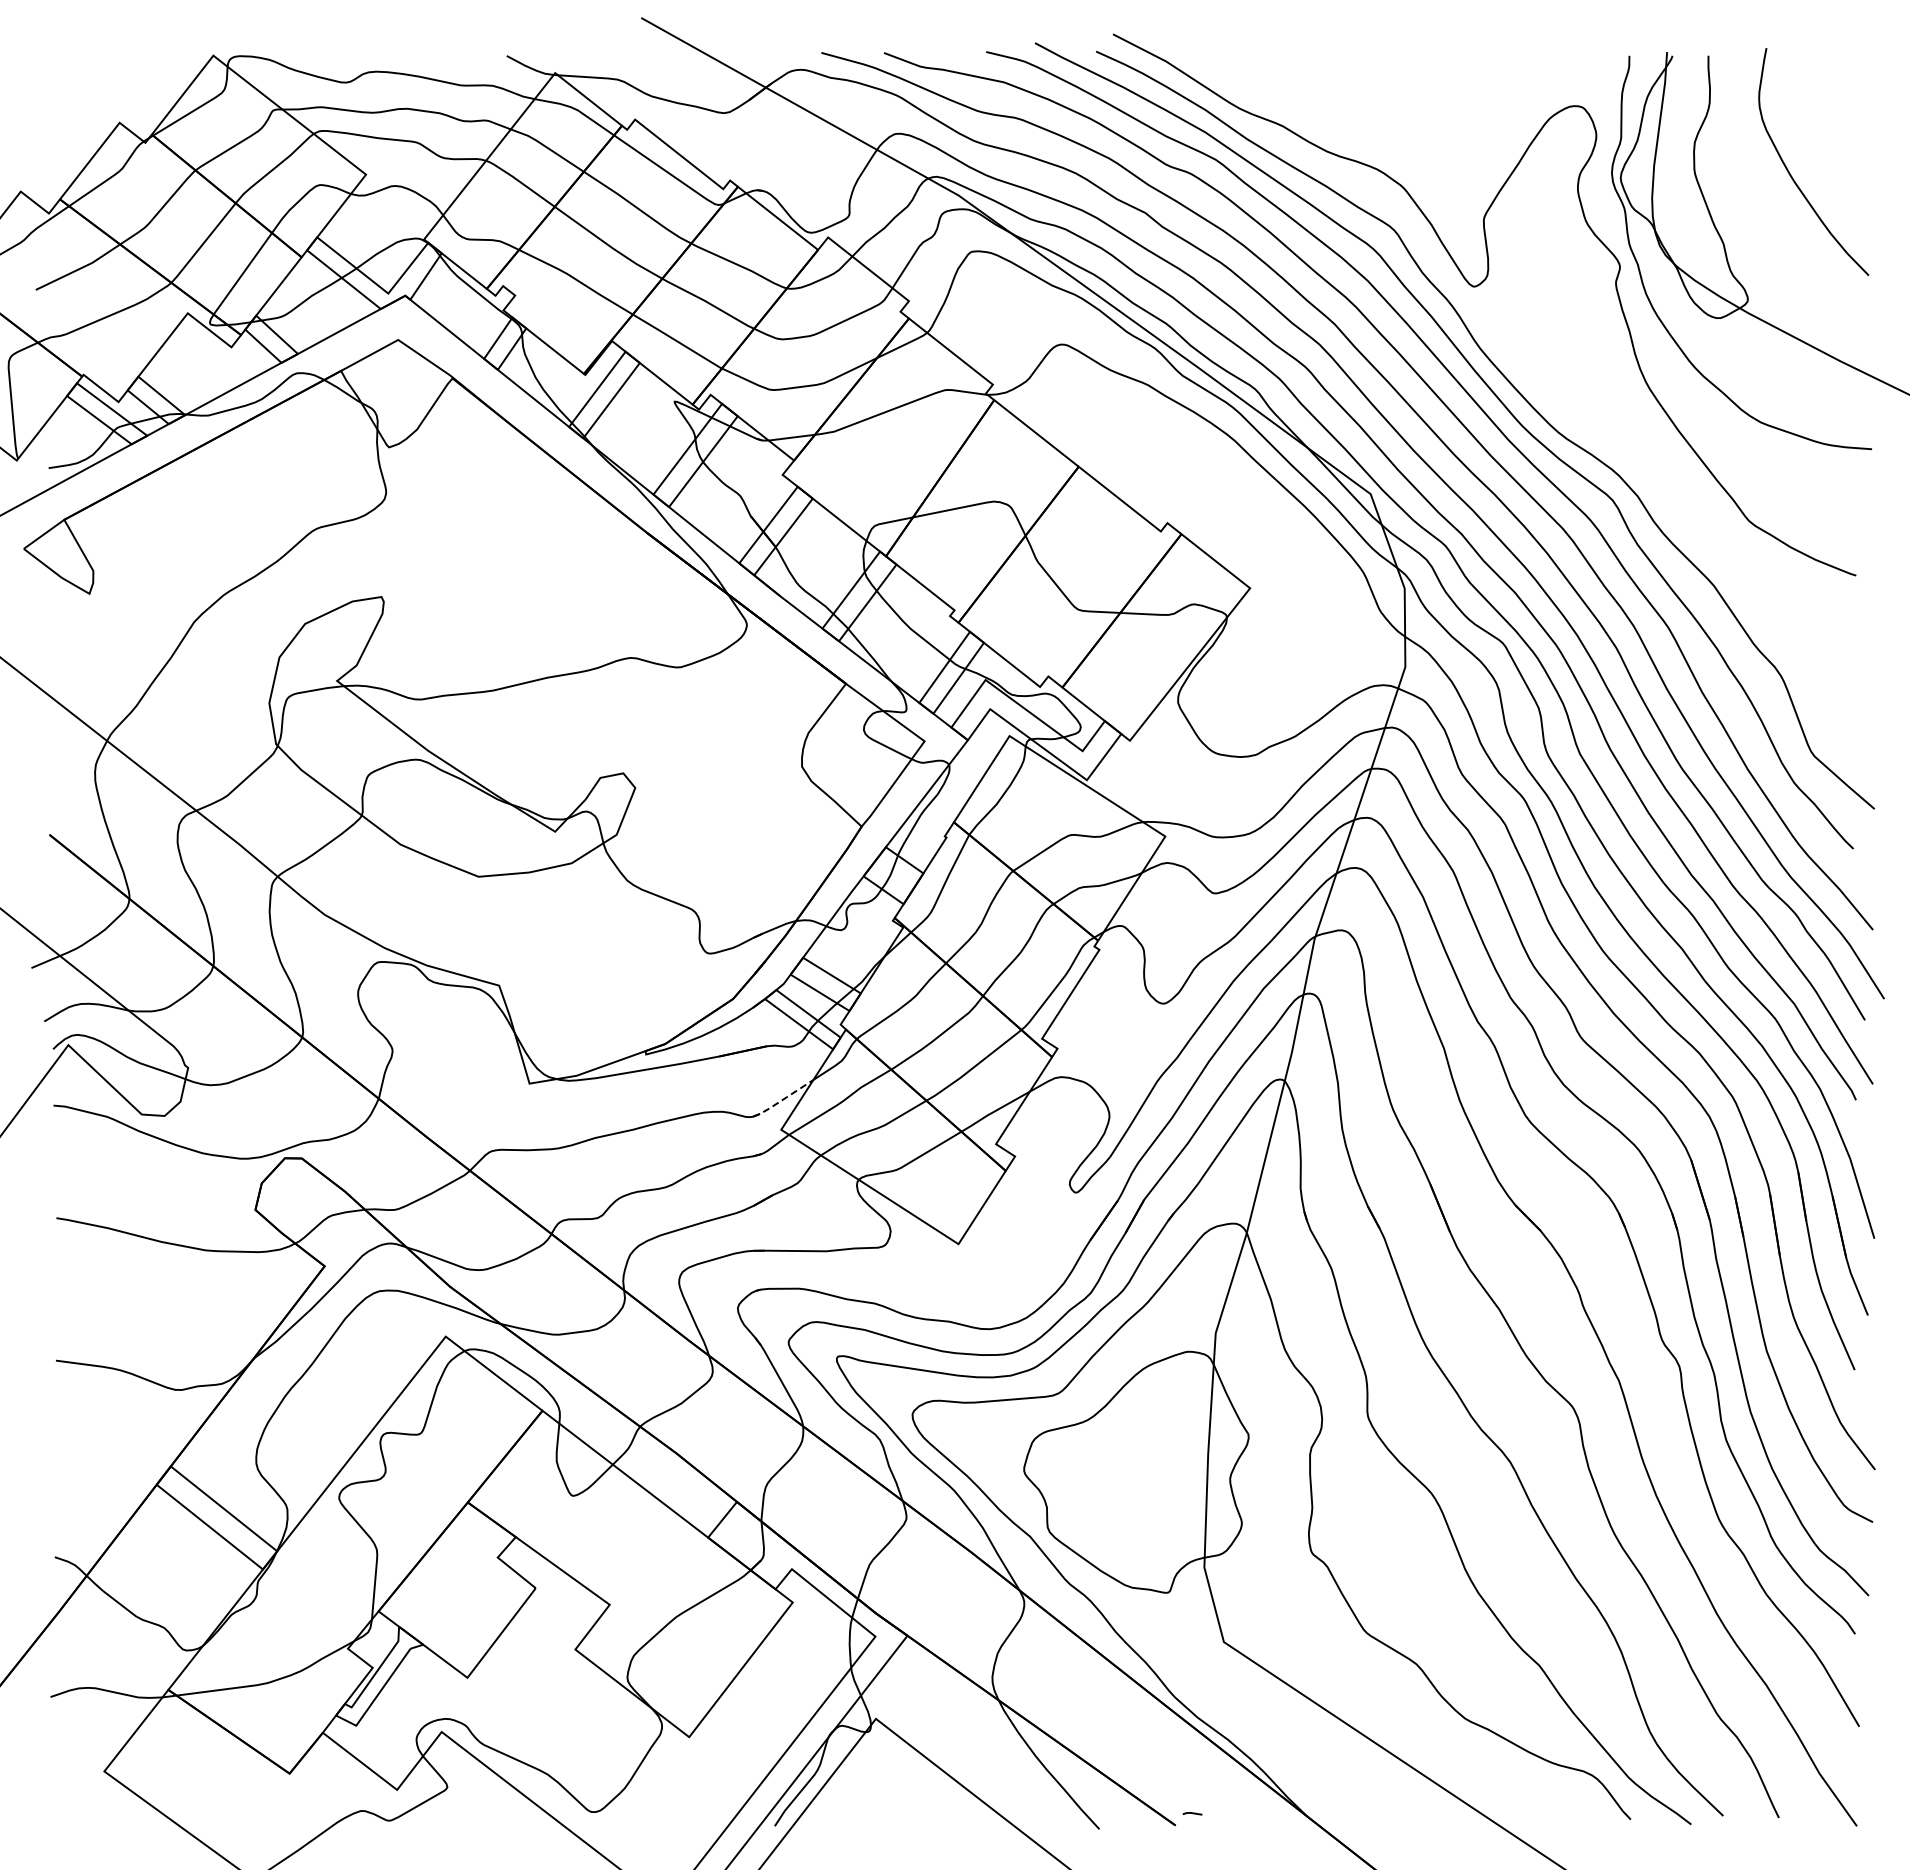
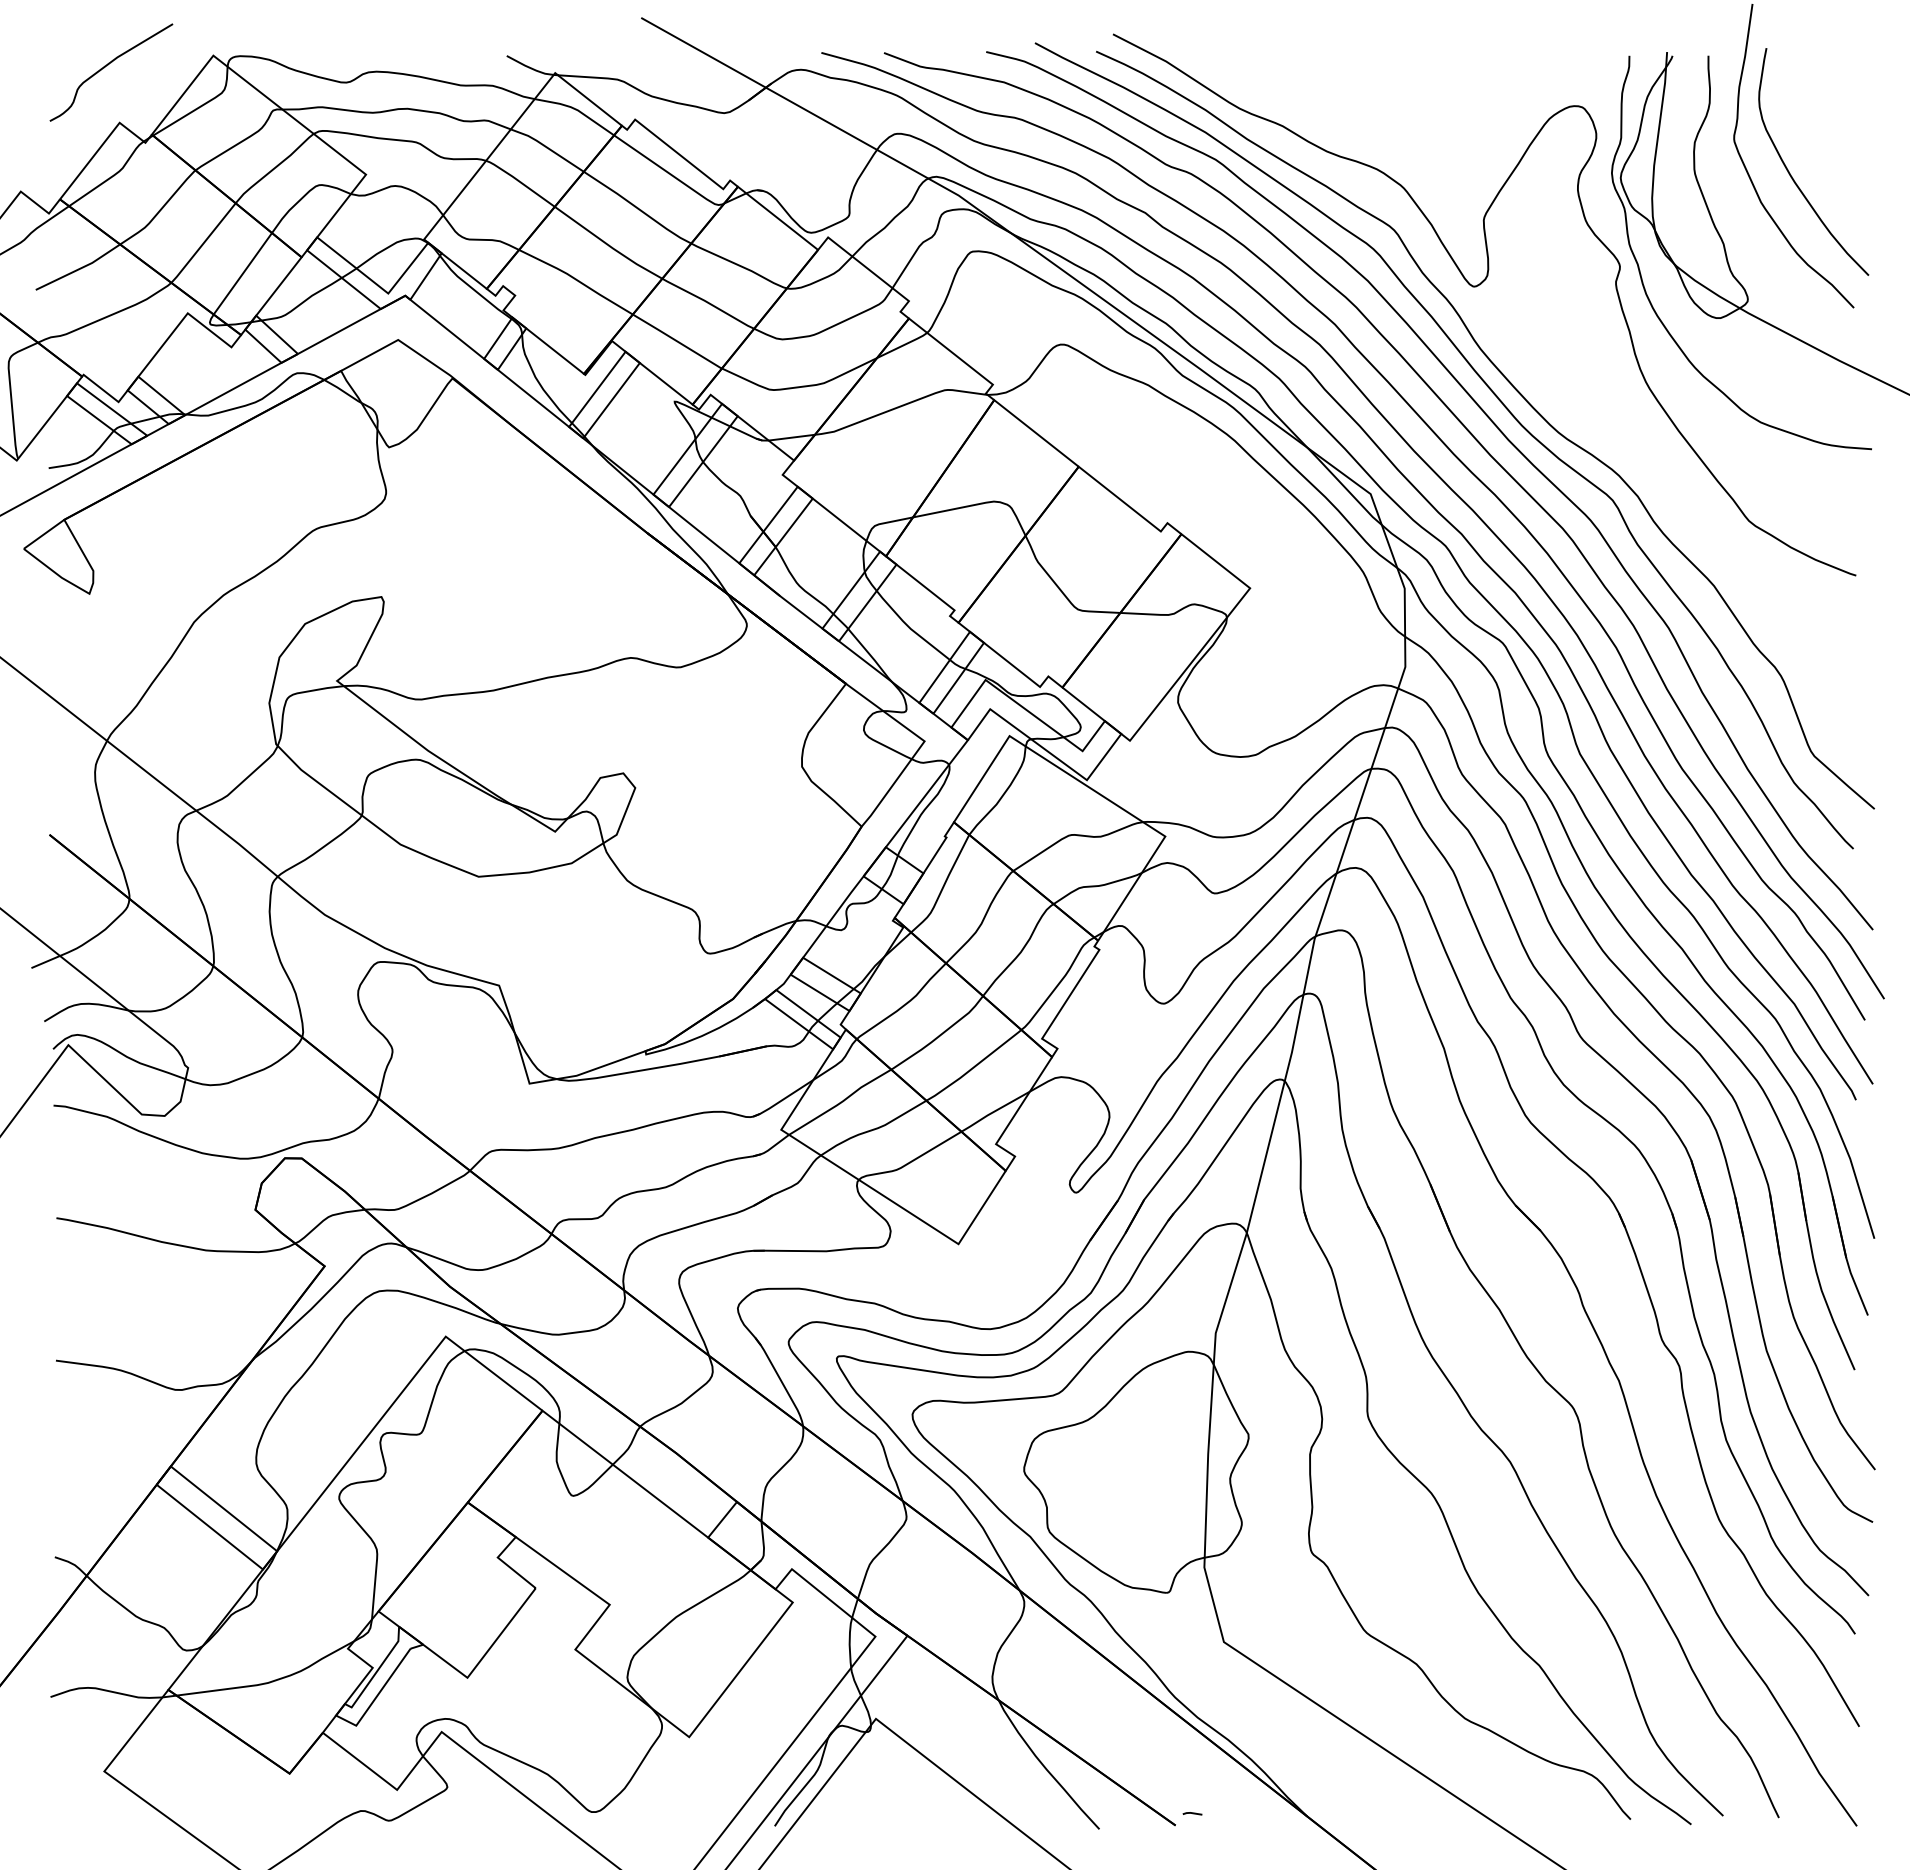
curve: none -> present (108, 65)
curve: none -> present (1751, 178)
line: dashed -> solid (782, 1099)
